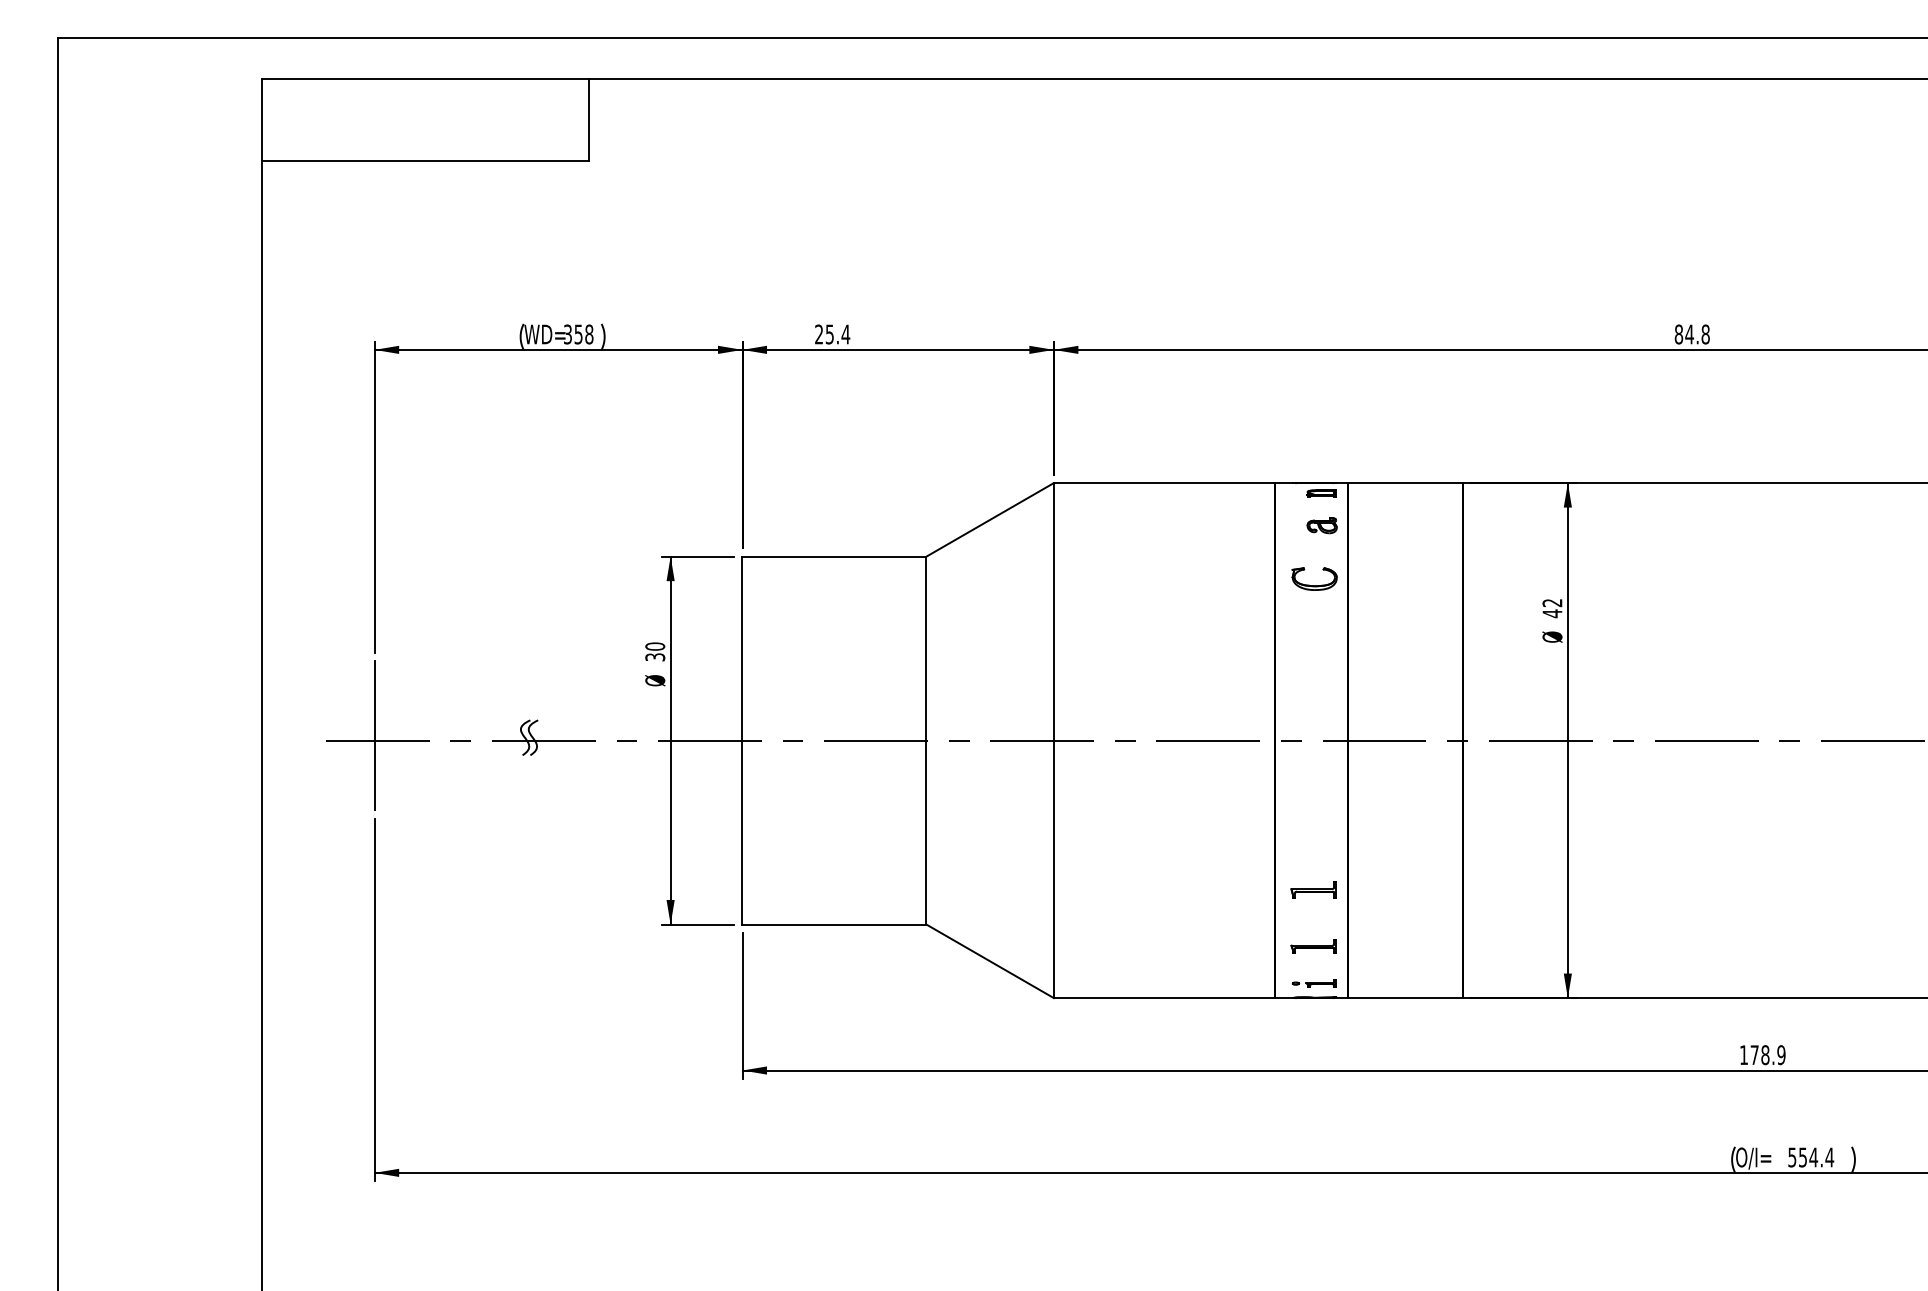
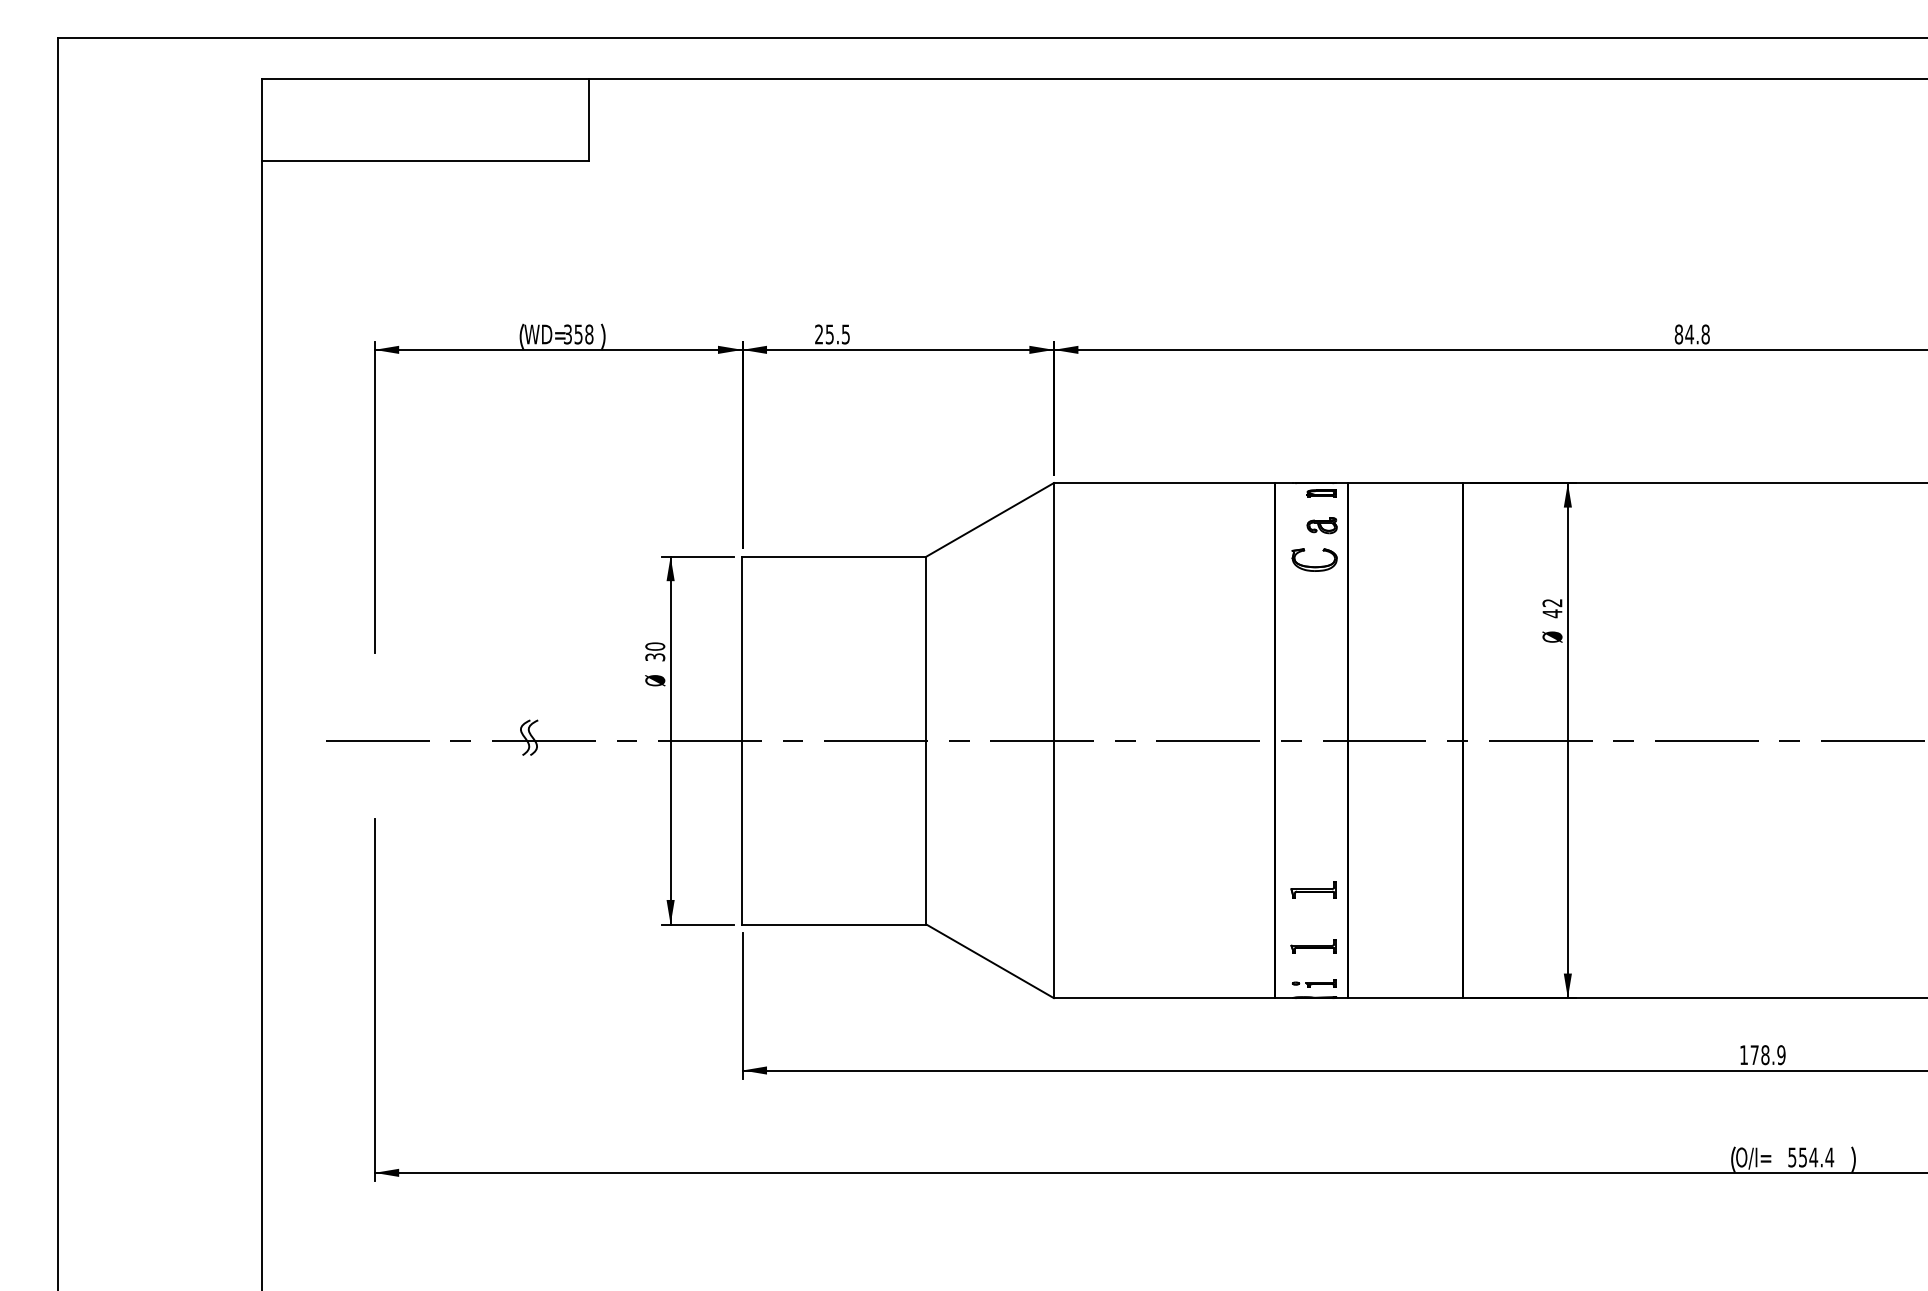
text: 25.4 -> 25.5 (845, 334)
part position: (1314, 585) -> (1314, 566) (1314, 566)
line: present -> none (374, 735)
